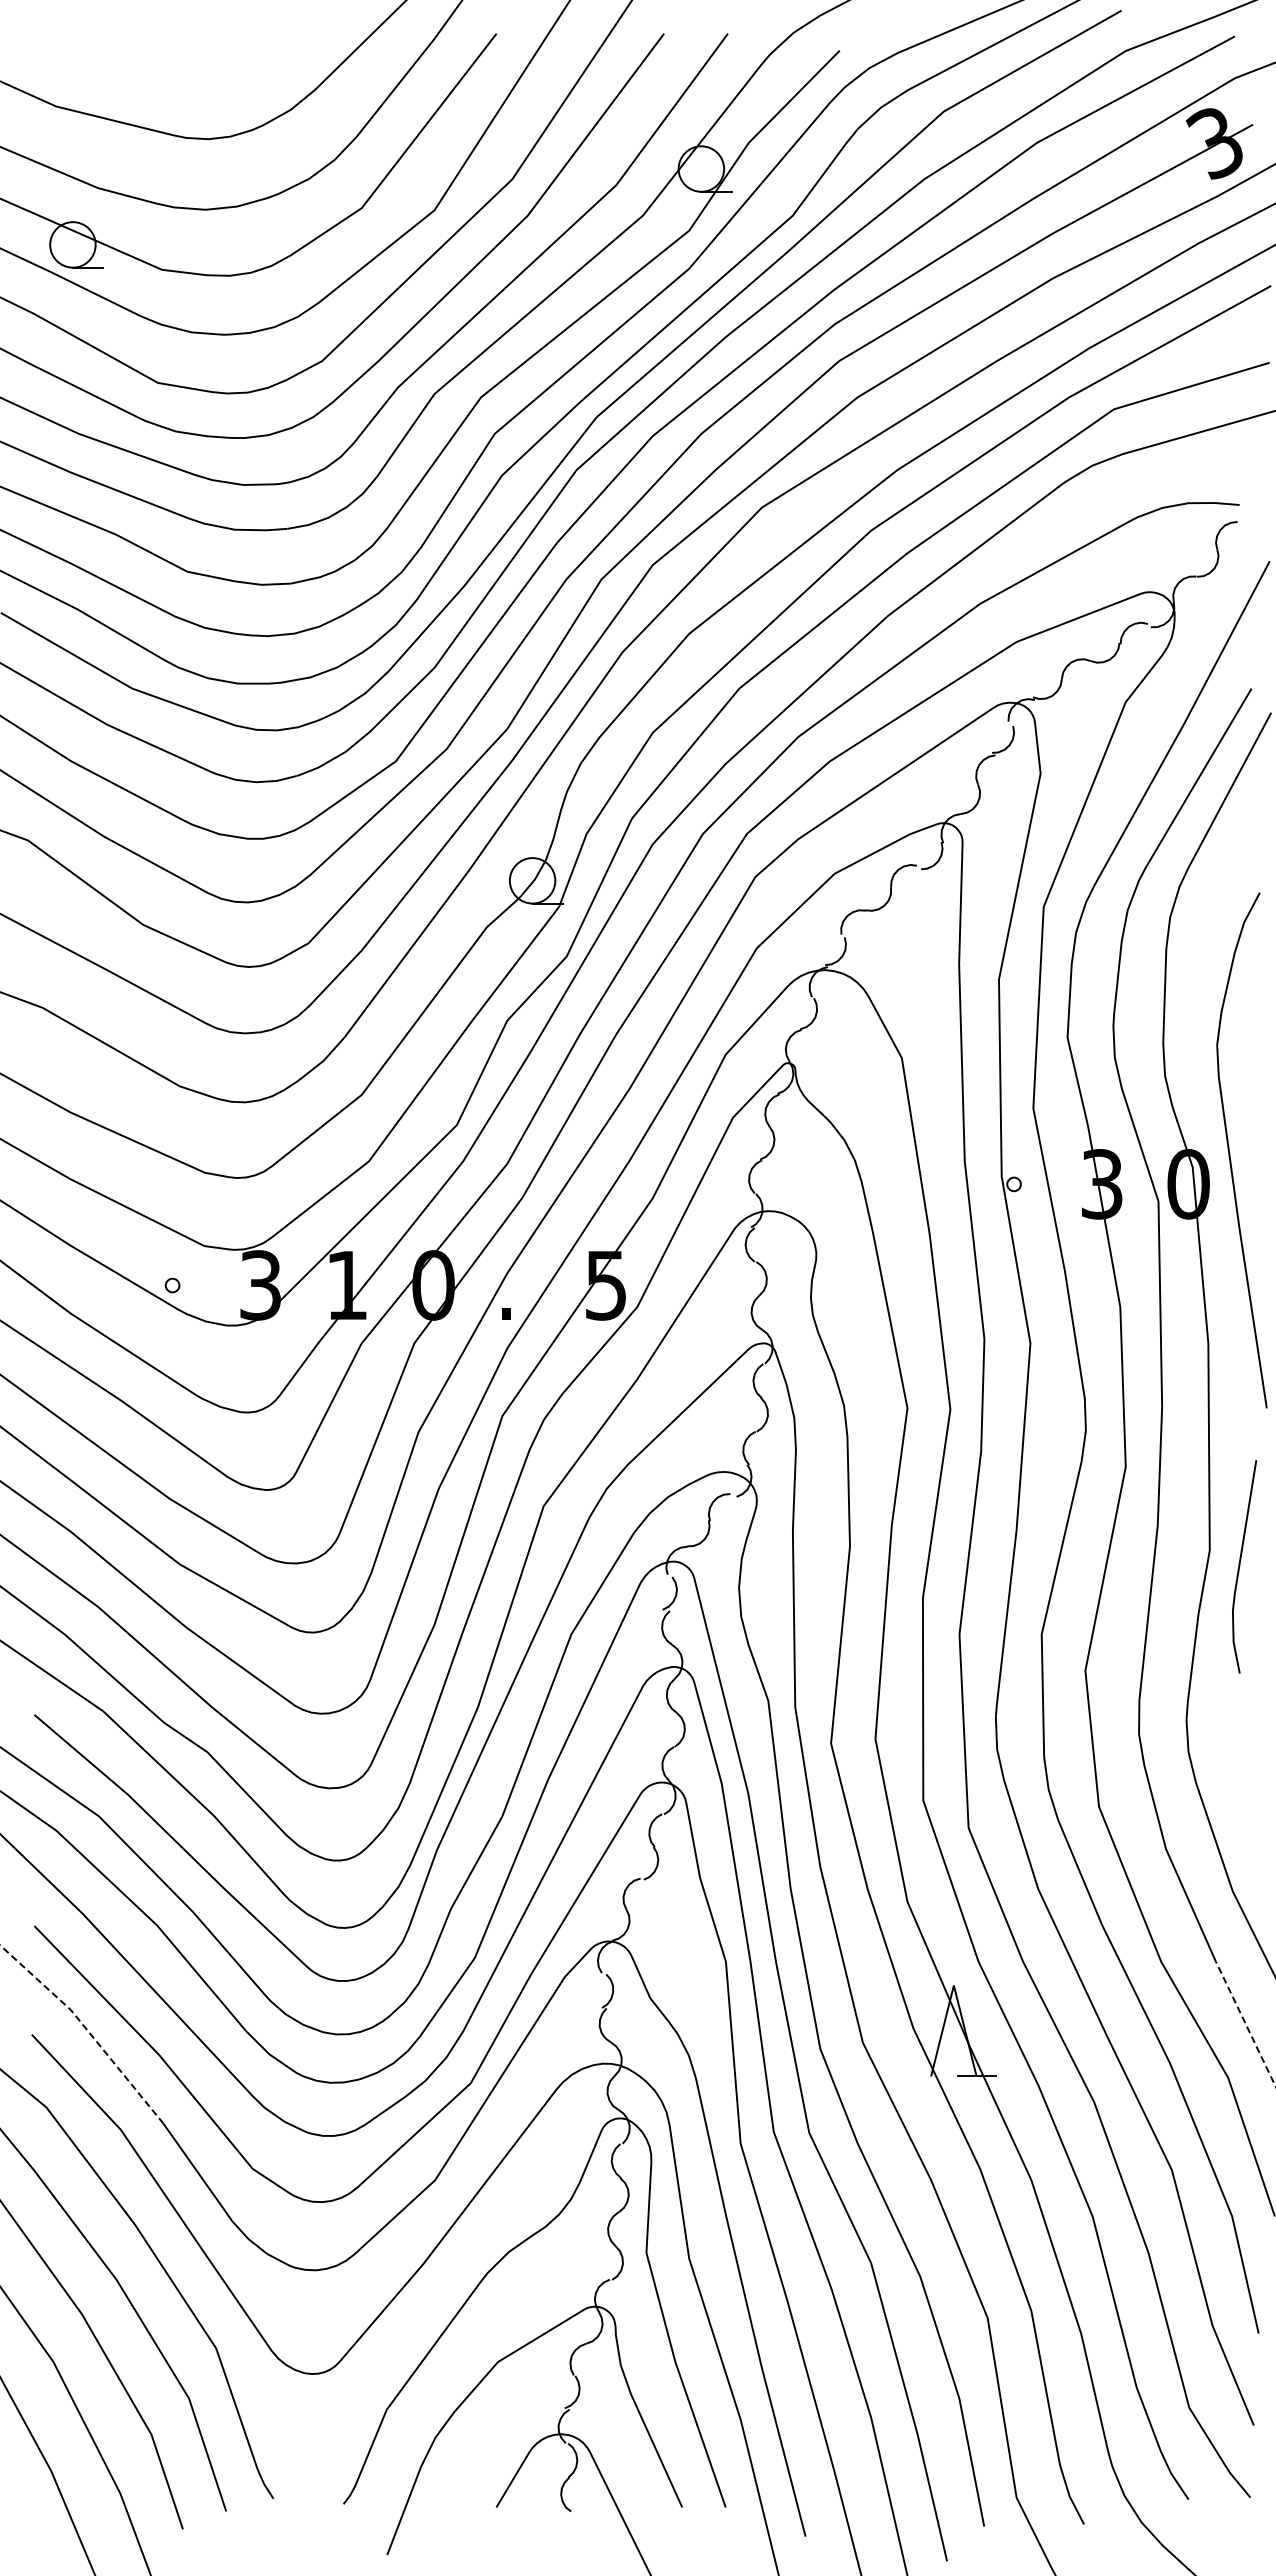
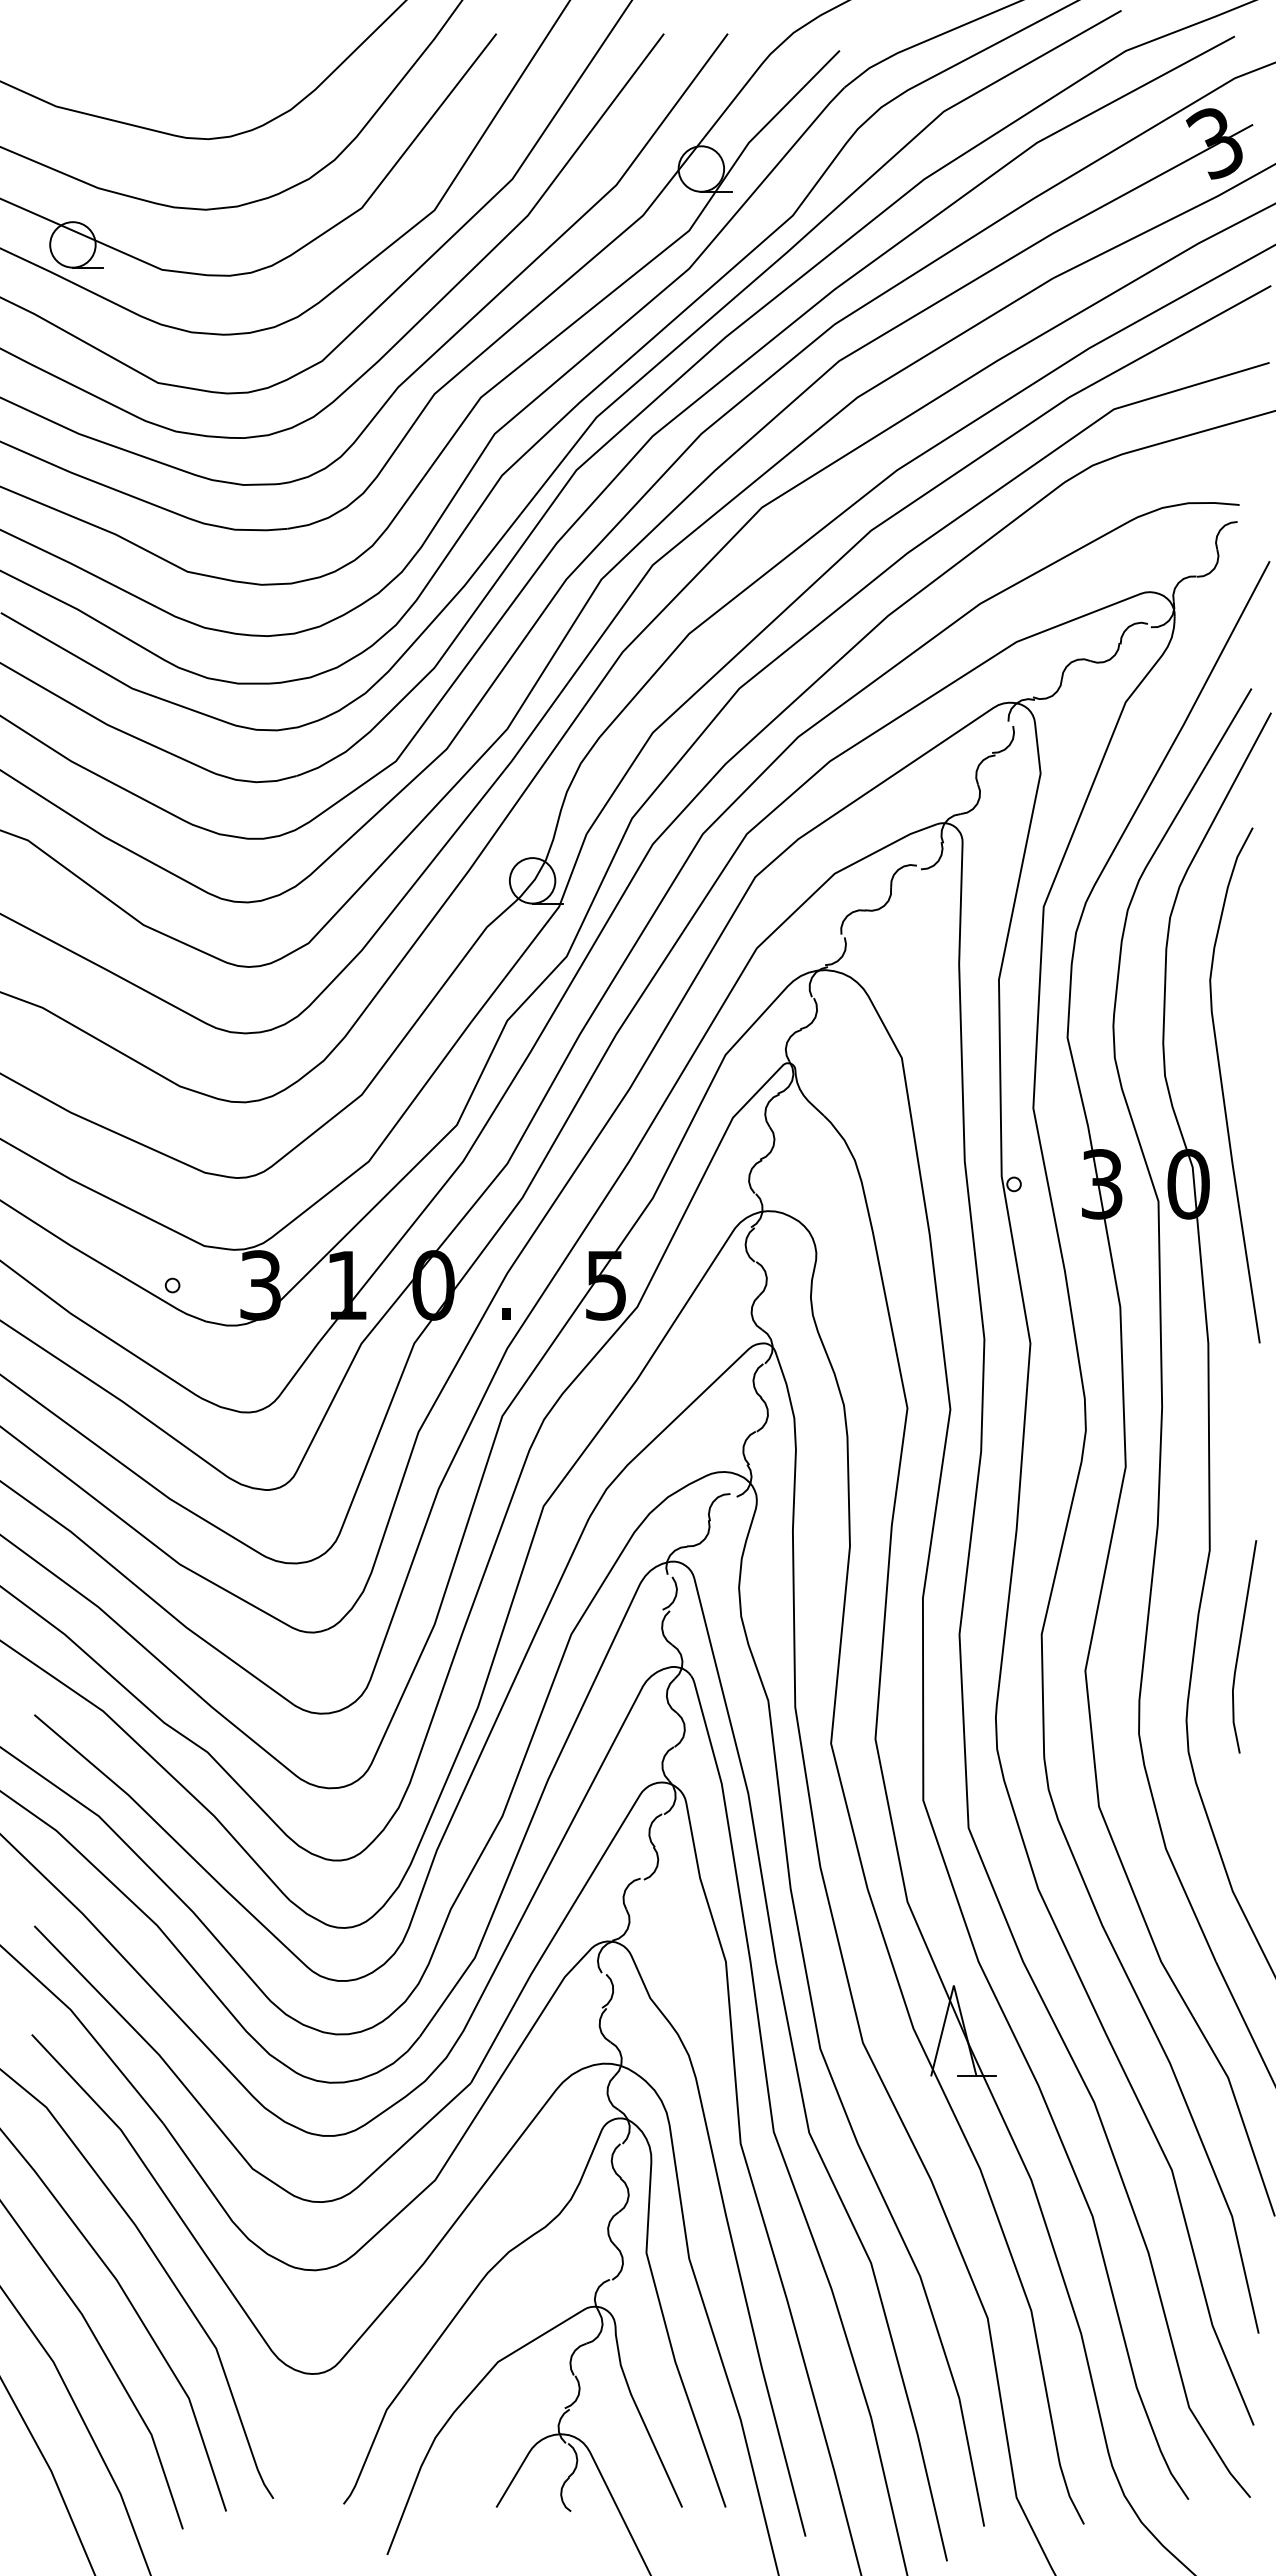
curve position: (1230, 1153) -> (1223, 1088) (1223, 1088)
line position: (1240, 1566) -> (1240, 1646) (1240, 1646)
line: dashed -> solid (1245, 2024)
line: dashed -> solid (86, 2029)
